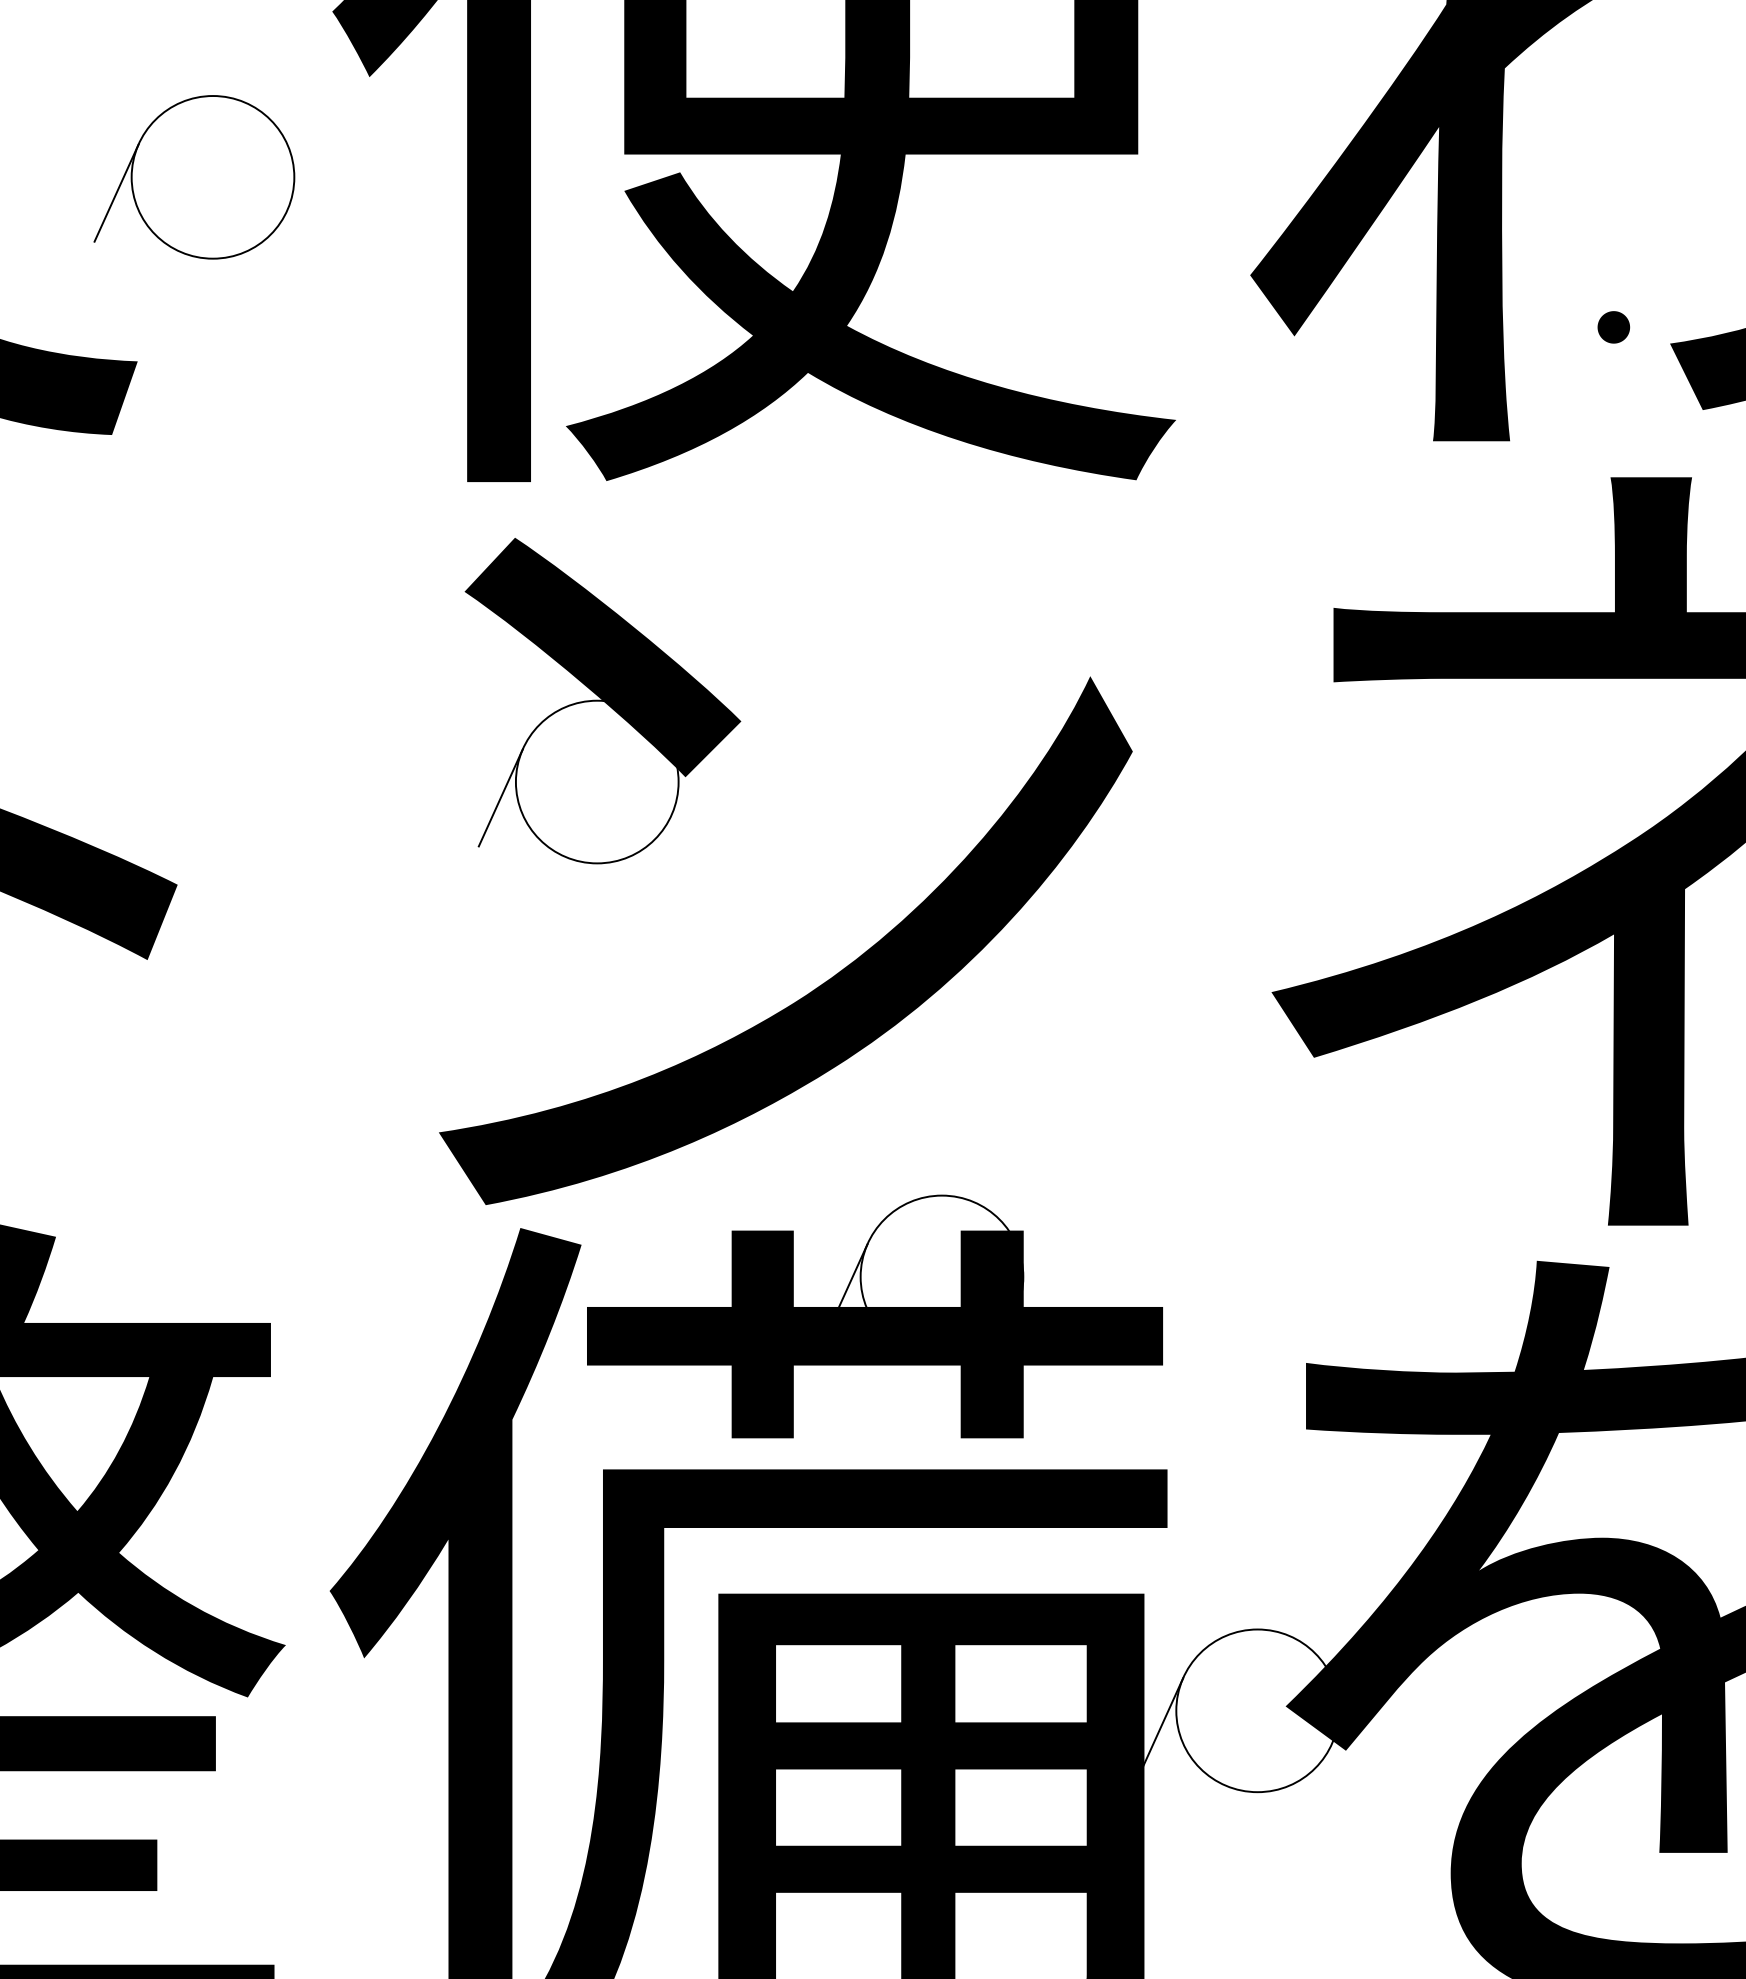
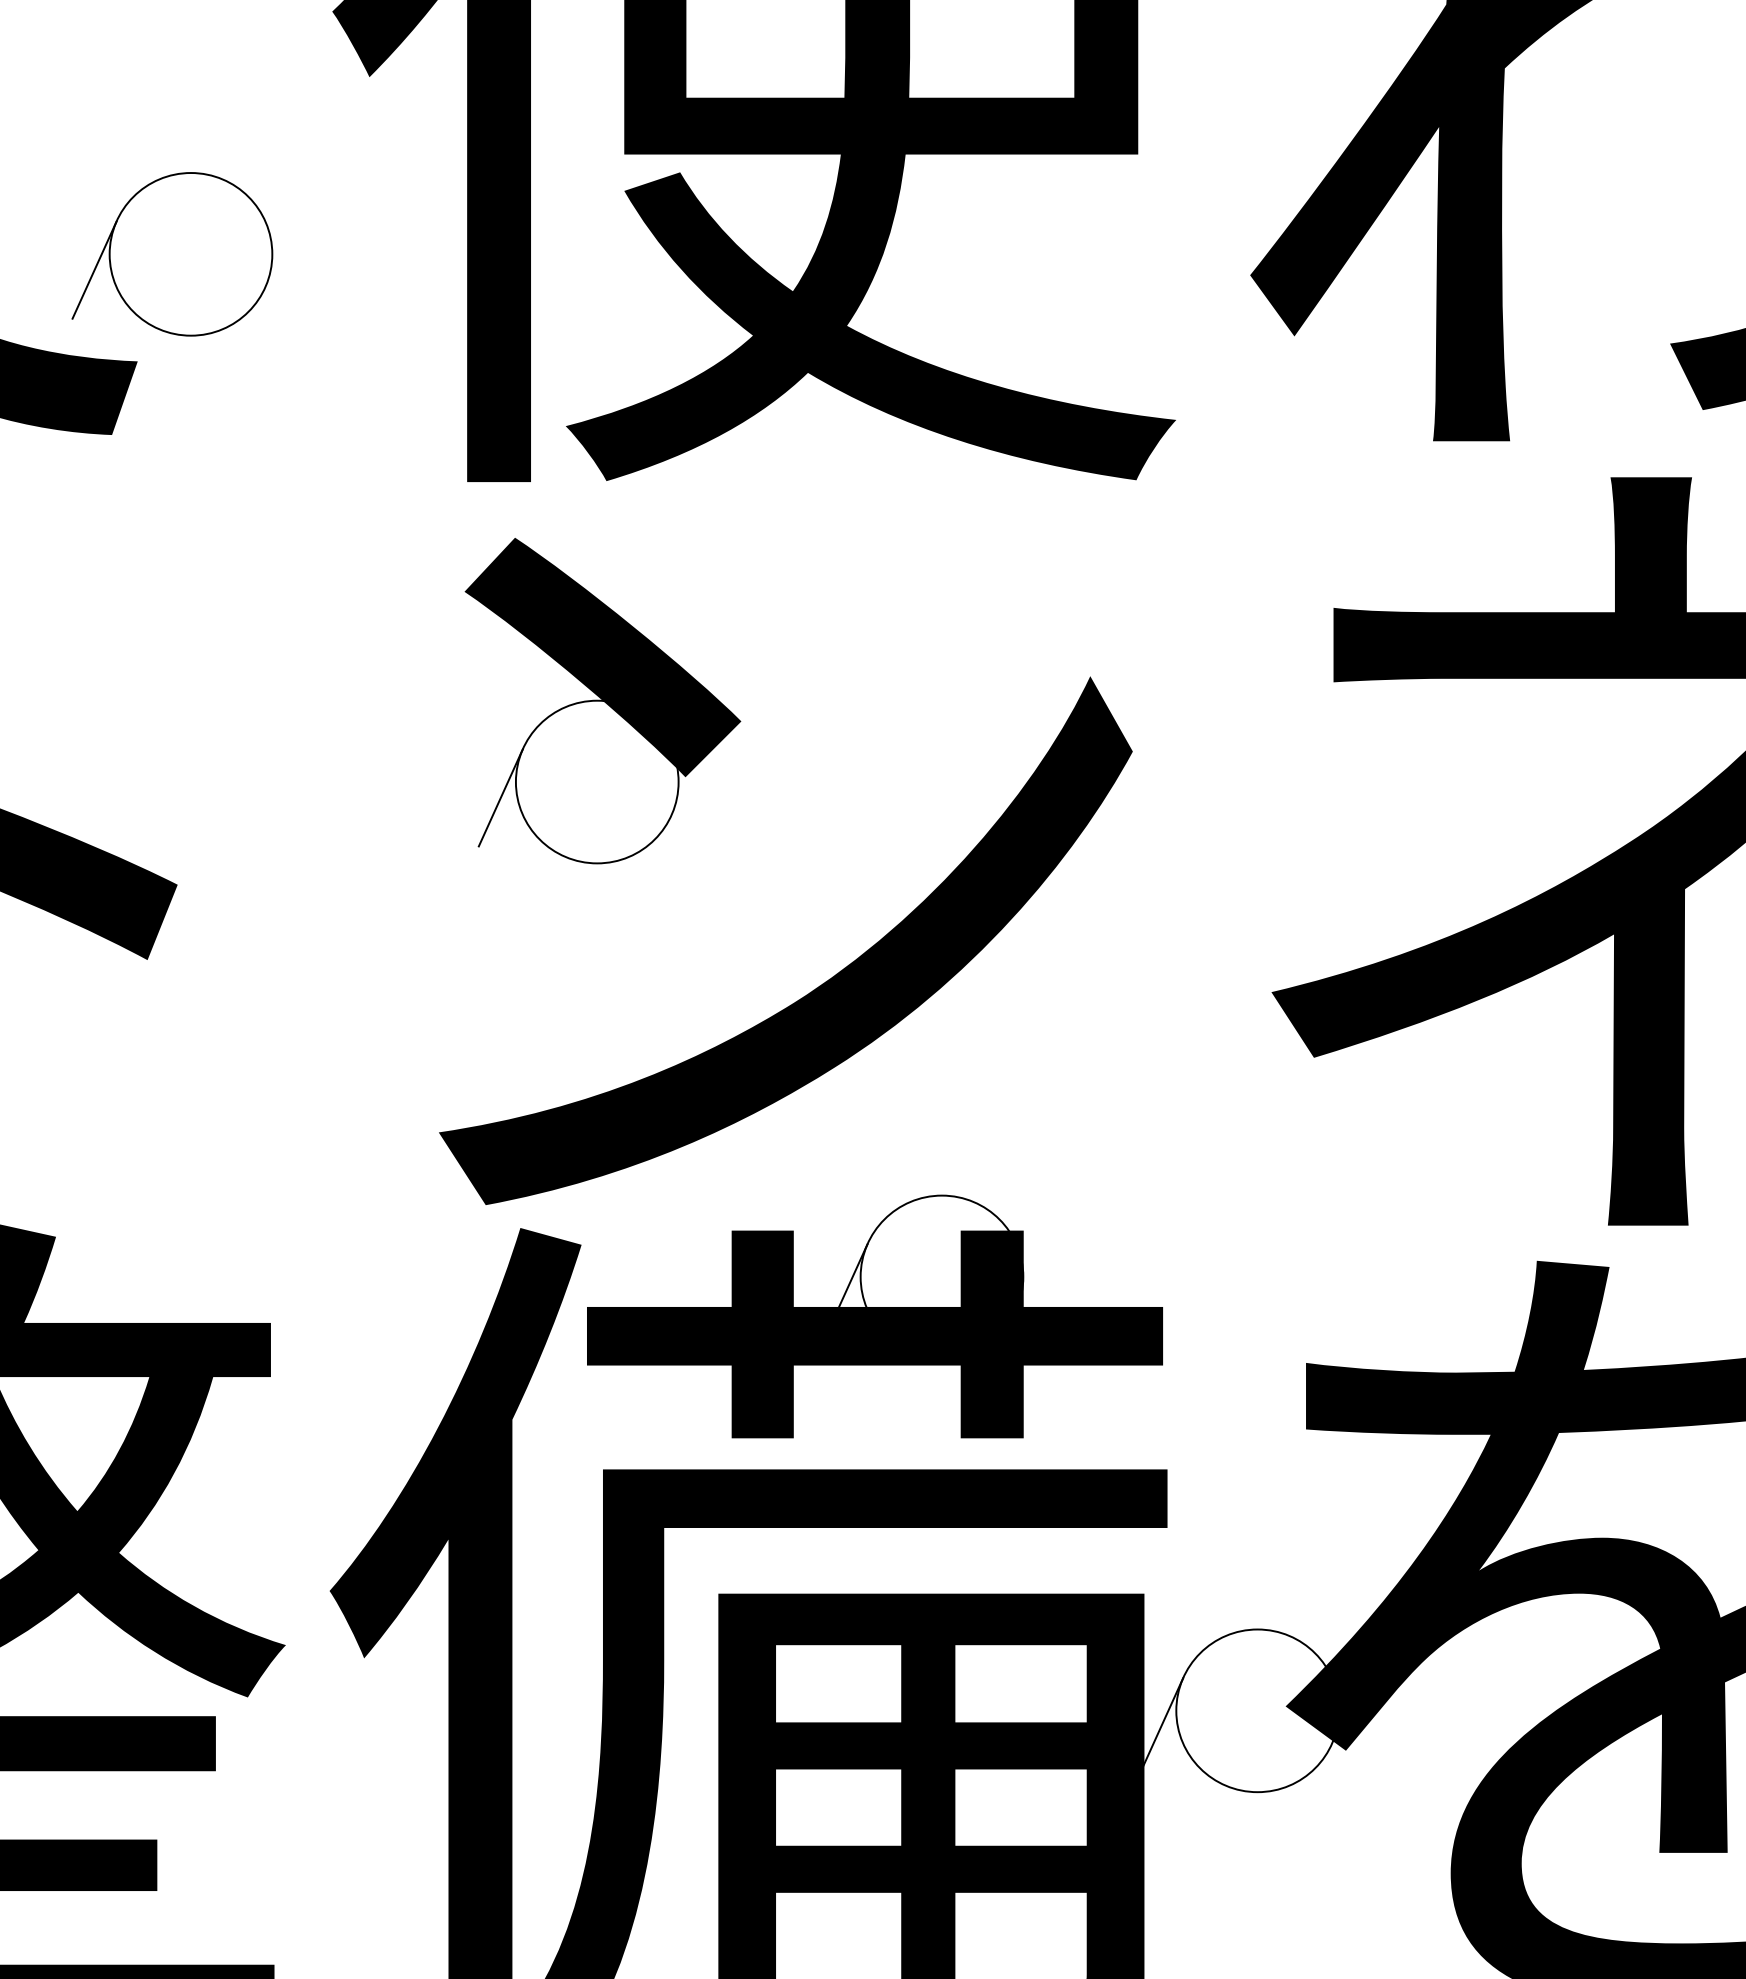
part position: (194, 177) -> (172, 254) (172, 254)
fill: present -> none (1613, 327)
